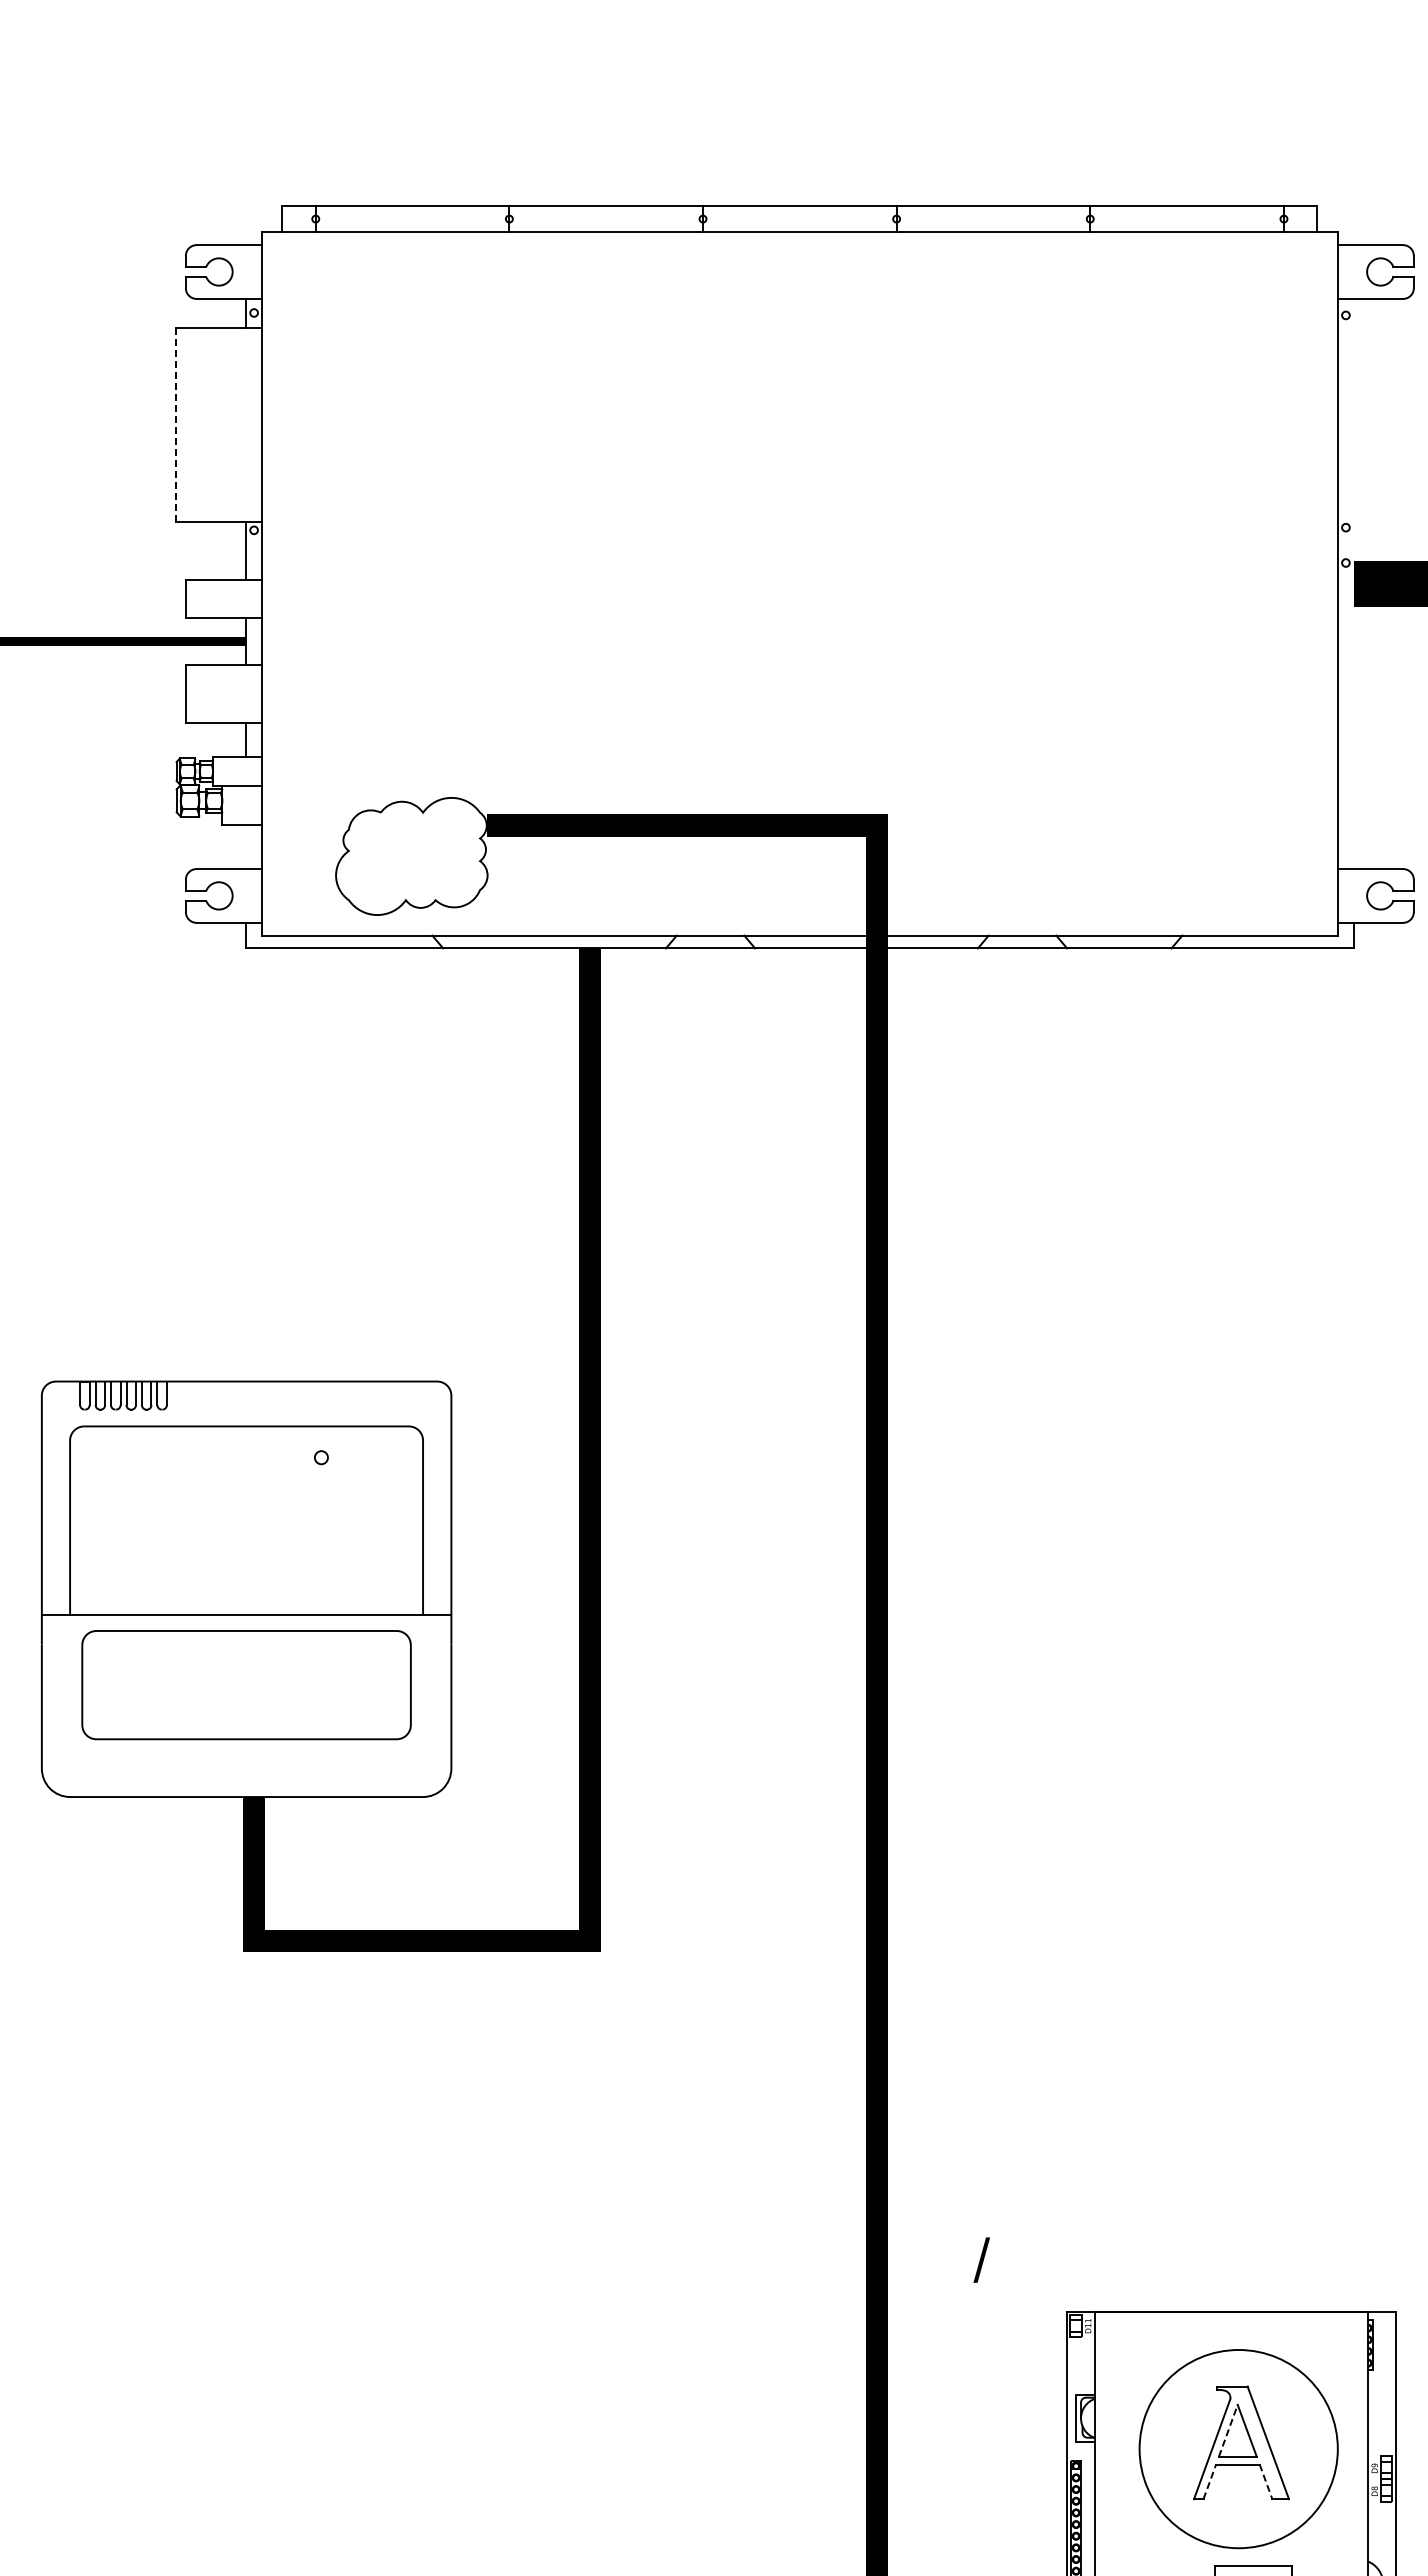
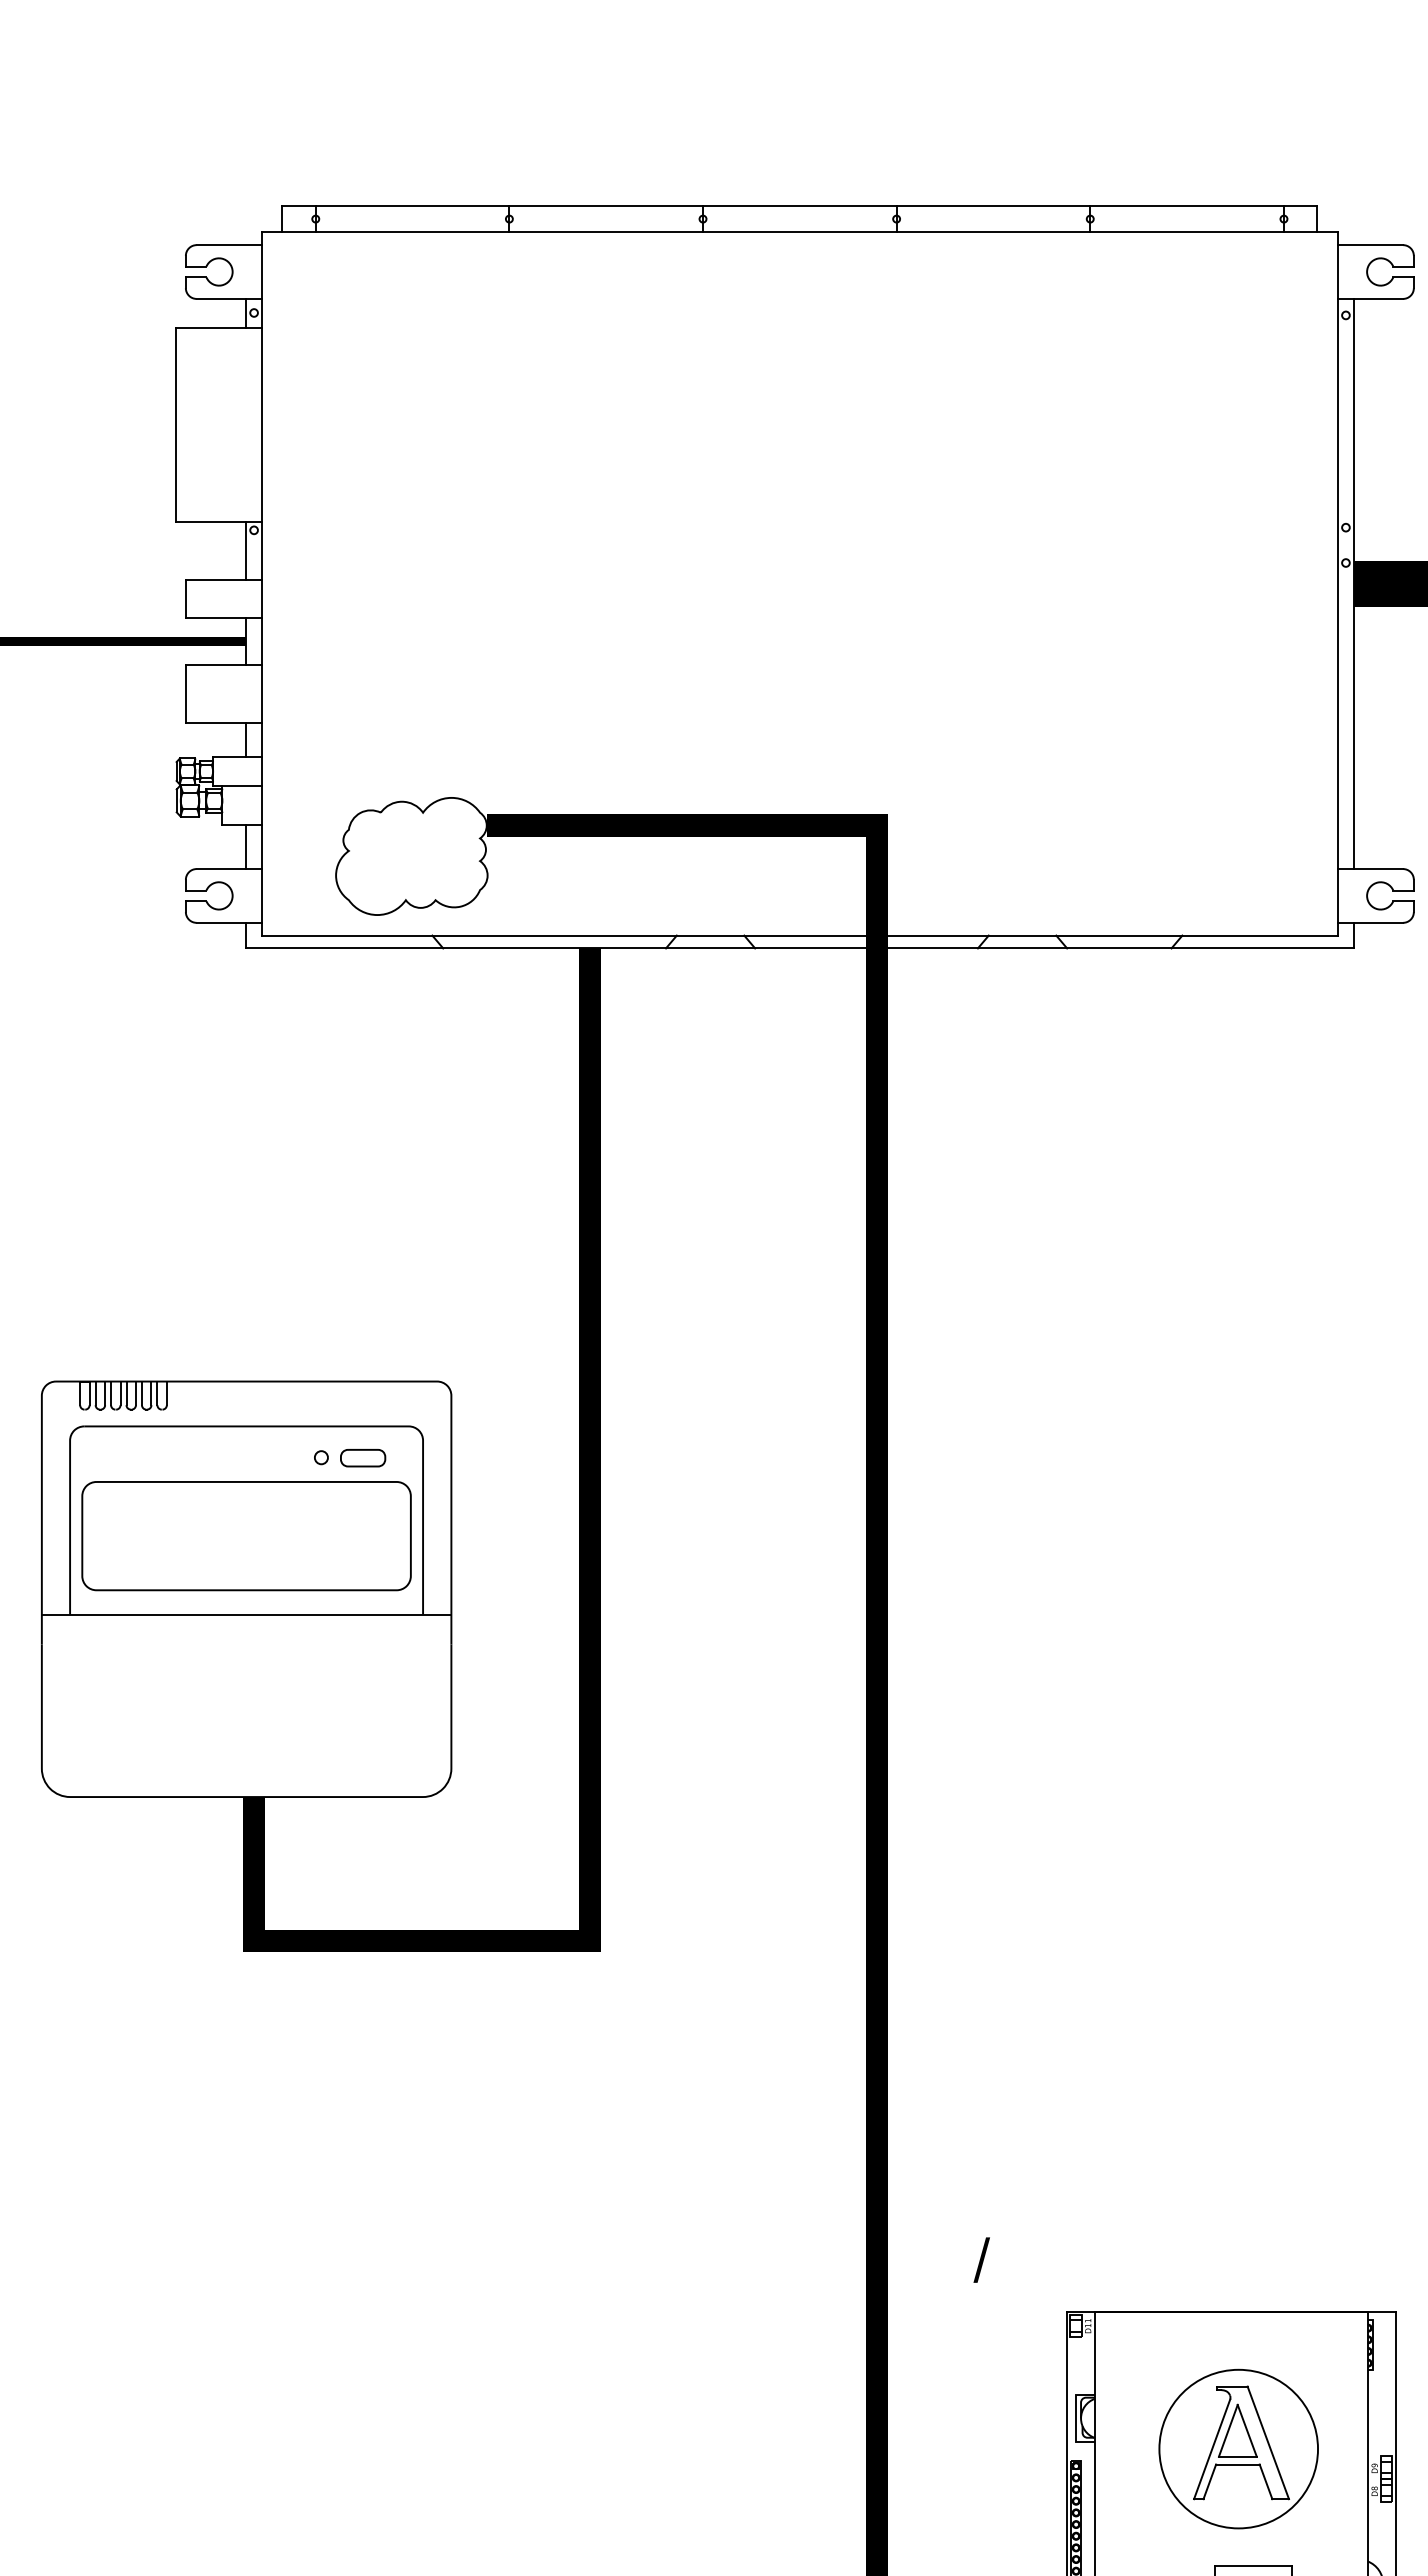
line: dashed -> solid (175, 424)
line: none -> present (1353, 583)
line: none -> present (246, 846)
part: none -> present (363, 1458)
part position: (246, 1685) -> (246, 1536) (246, 1536)
line: dashed -> solid (1228, 2430)
circle diameter: 198 px -> 159 px (1238, 2448)
line: dashed -> solid (1209, 2481)
line: dashed -> solid (1266, 2482)
